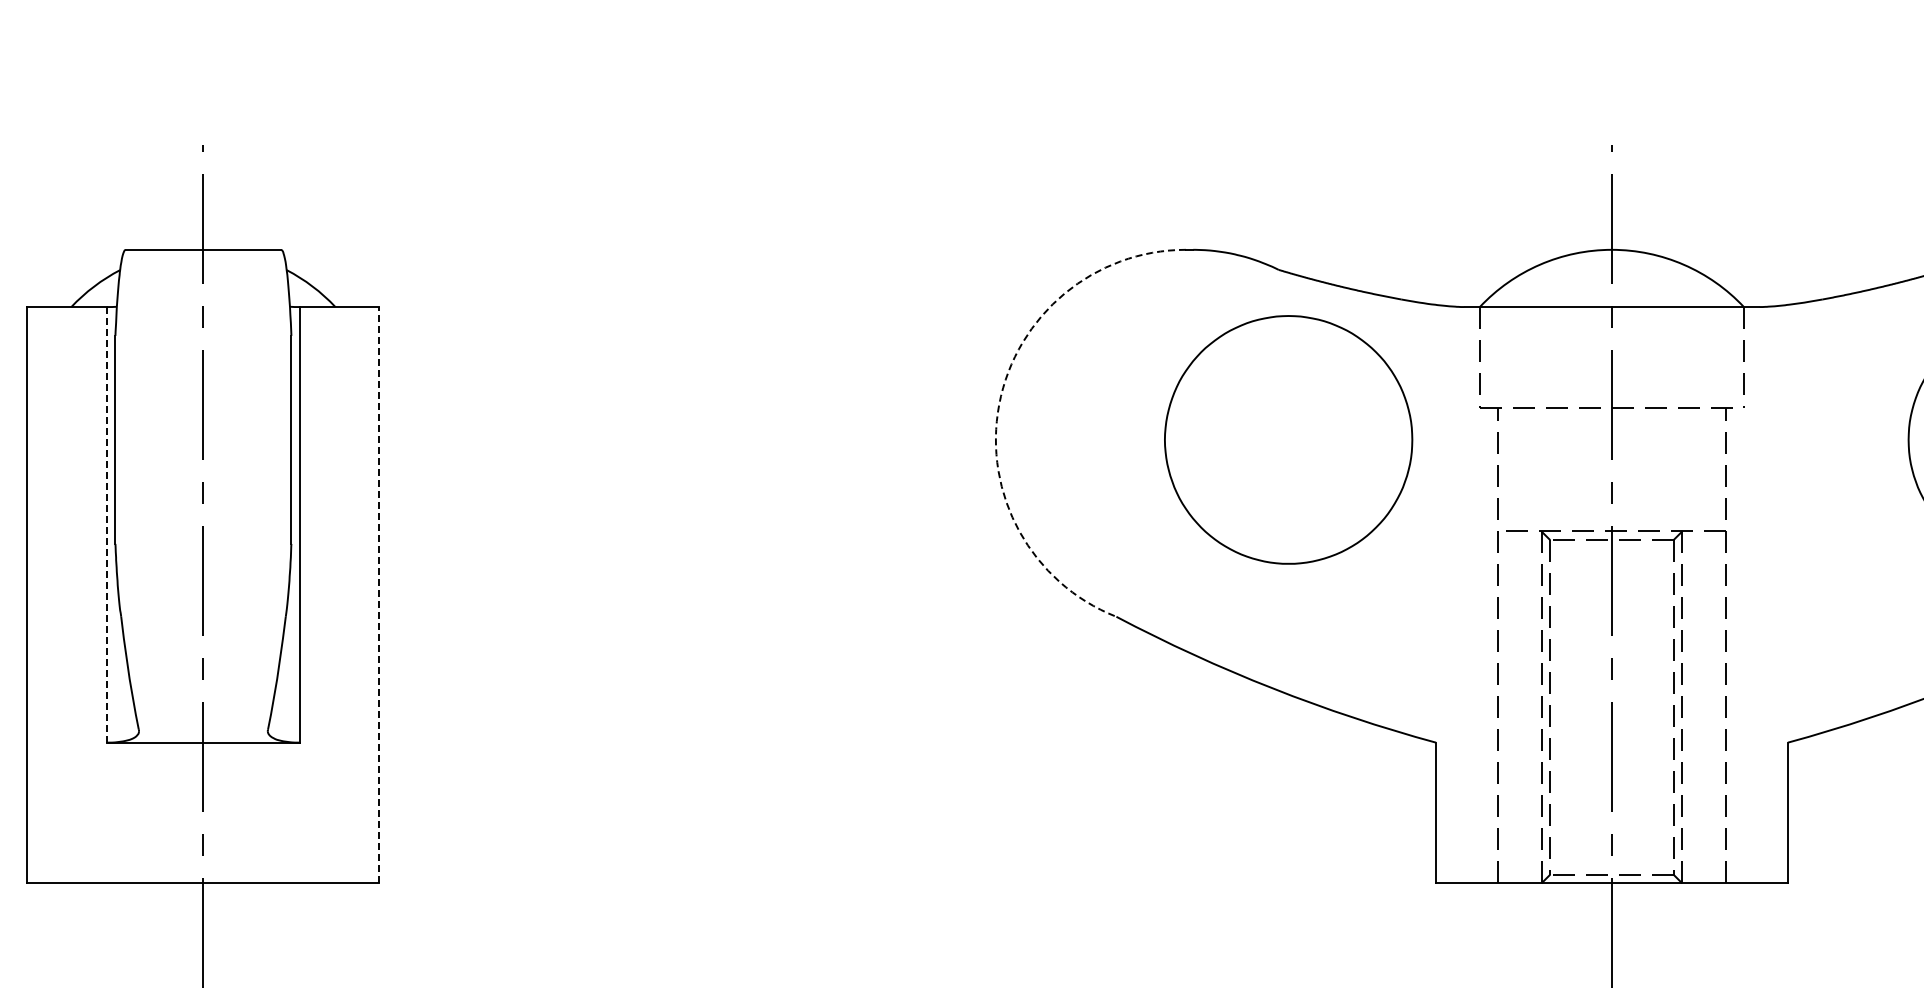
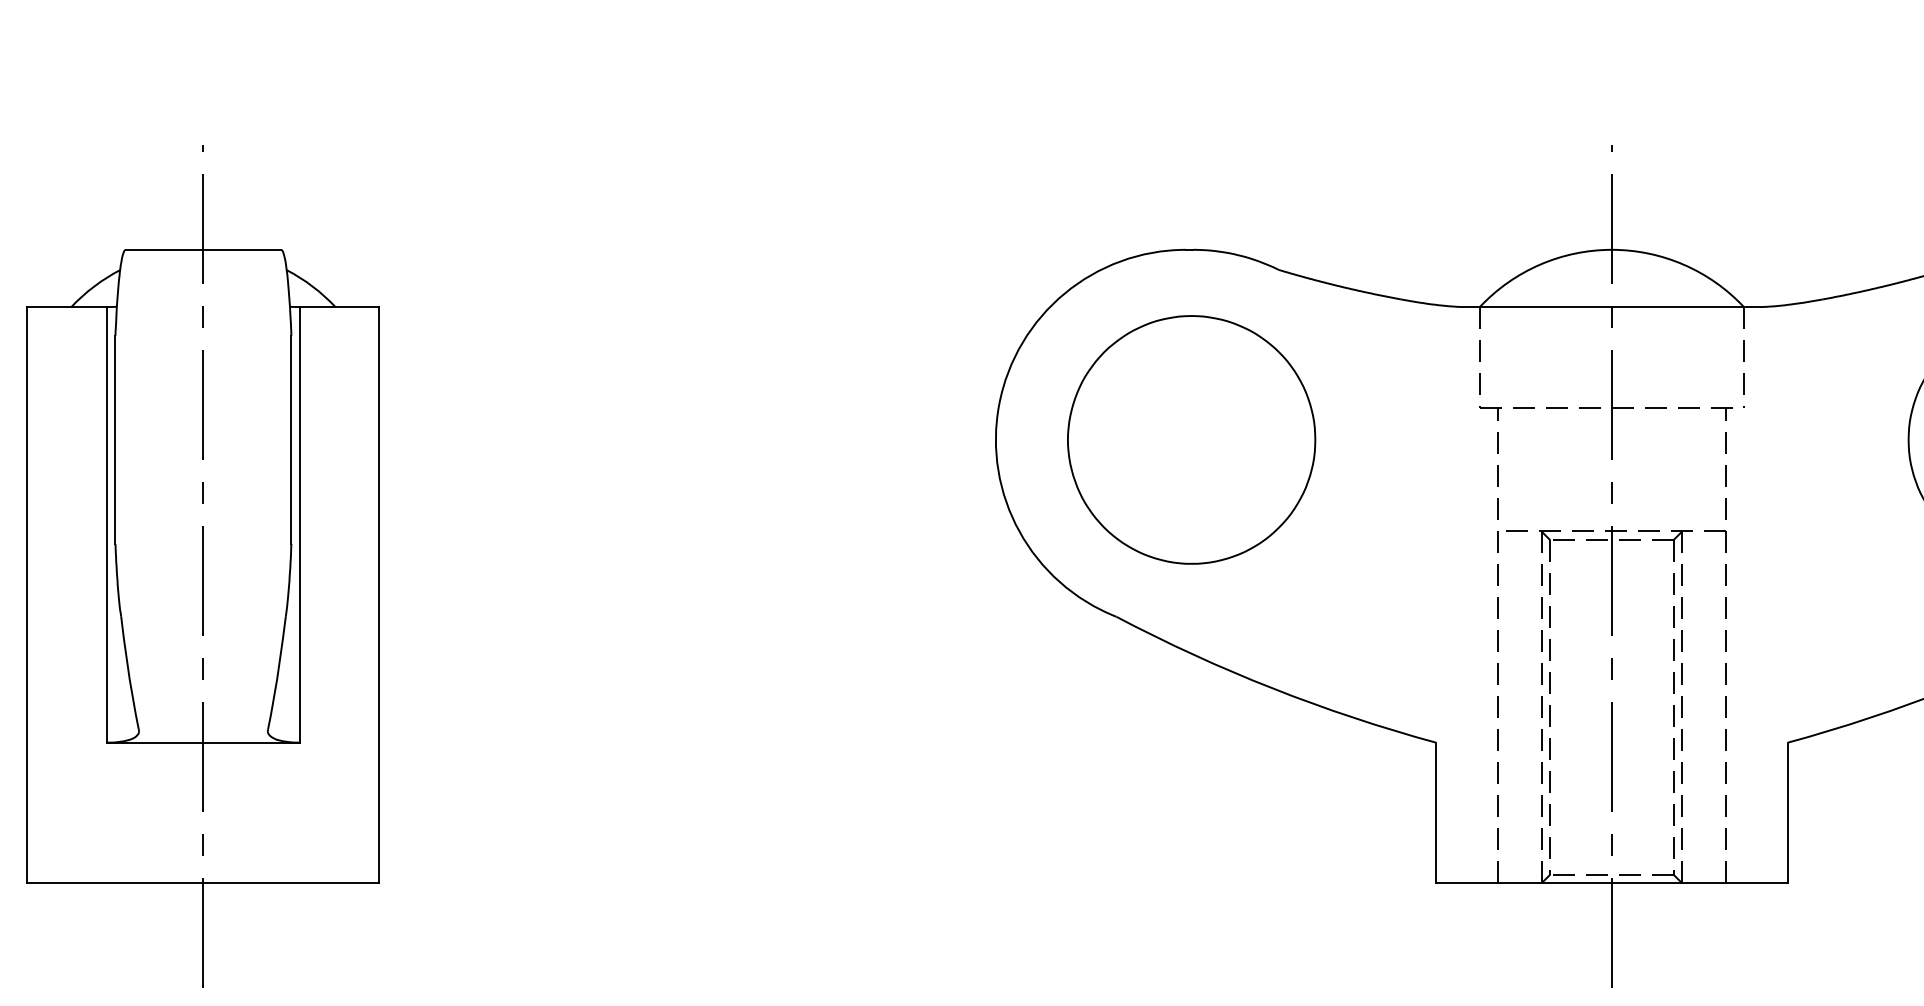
arc: dashed -> solid (999, 404)
part position: (1288, 439) -> (1191, 439) (1191, 439)
line: dashed -> solid (107, 524)
line: dashed -> solid (379, 594)
